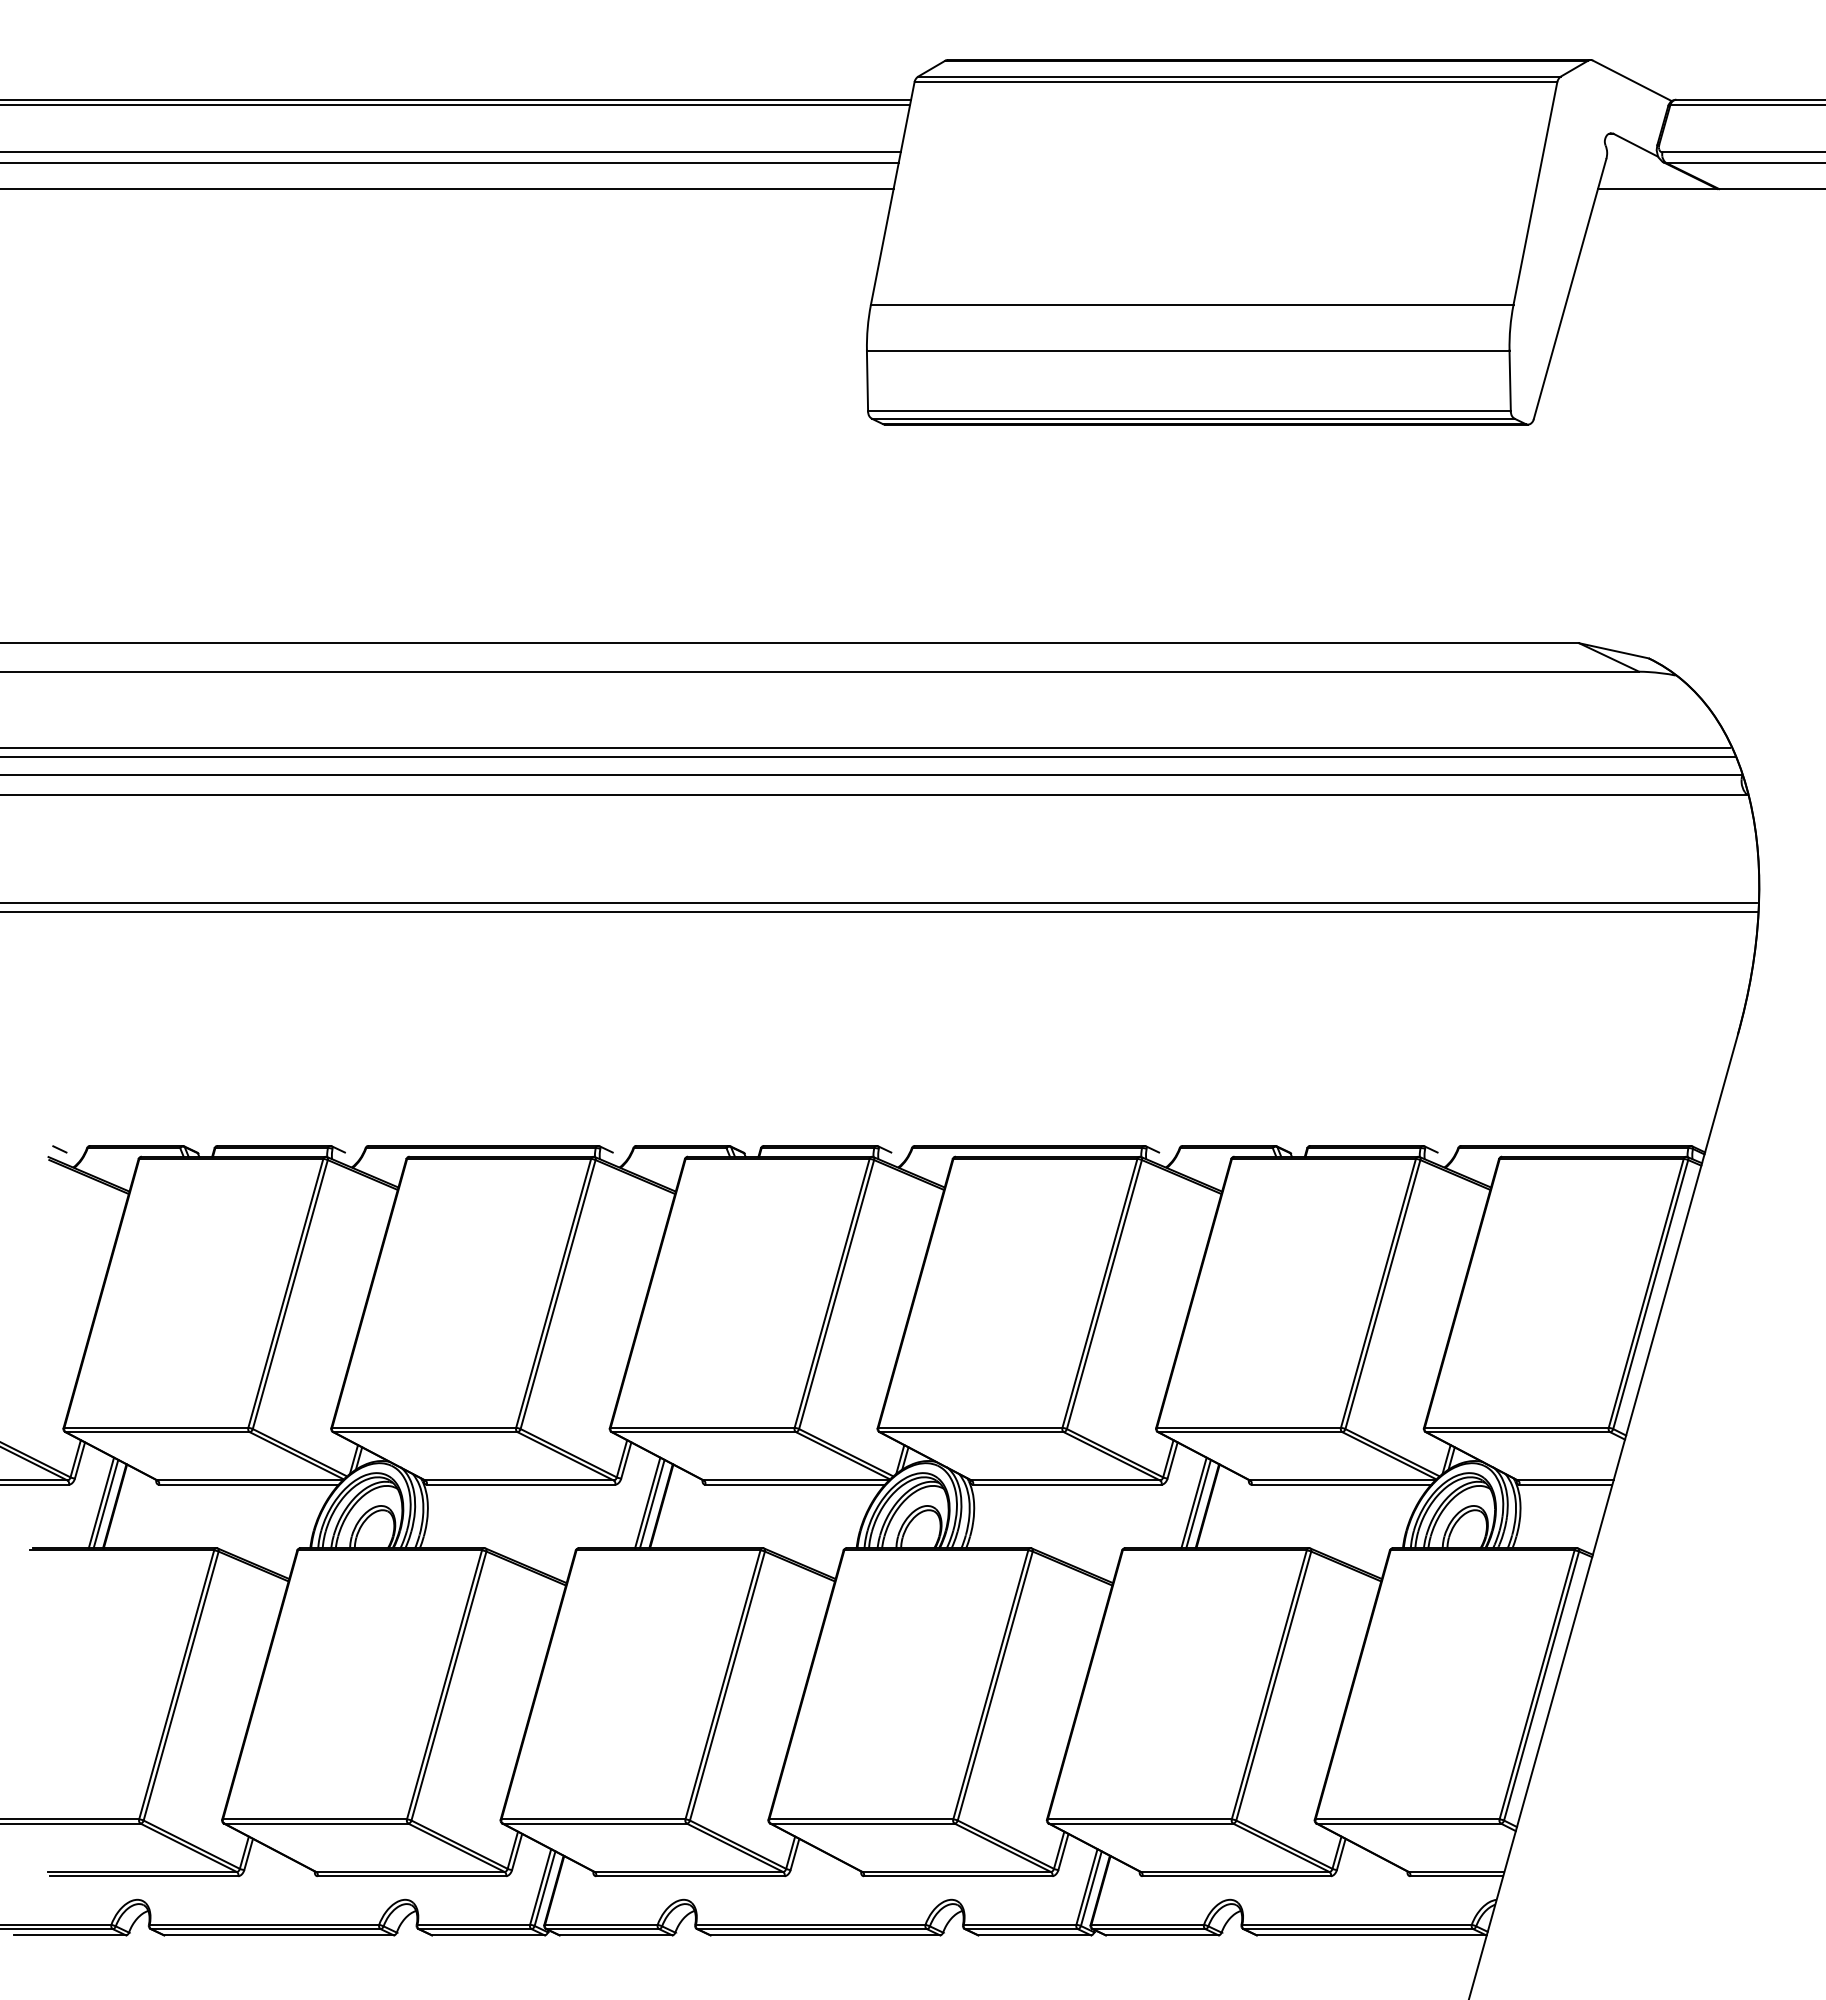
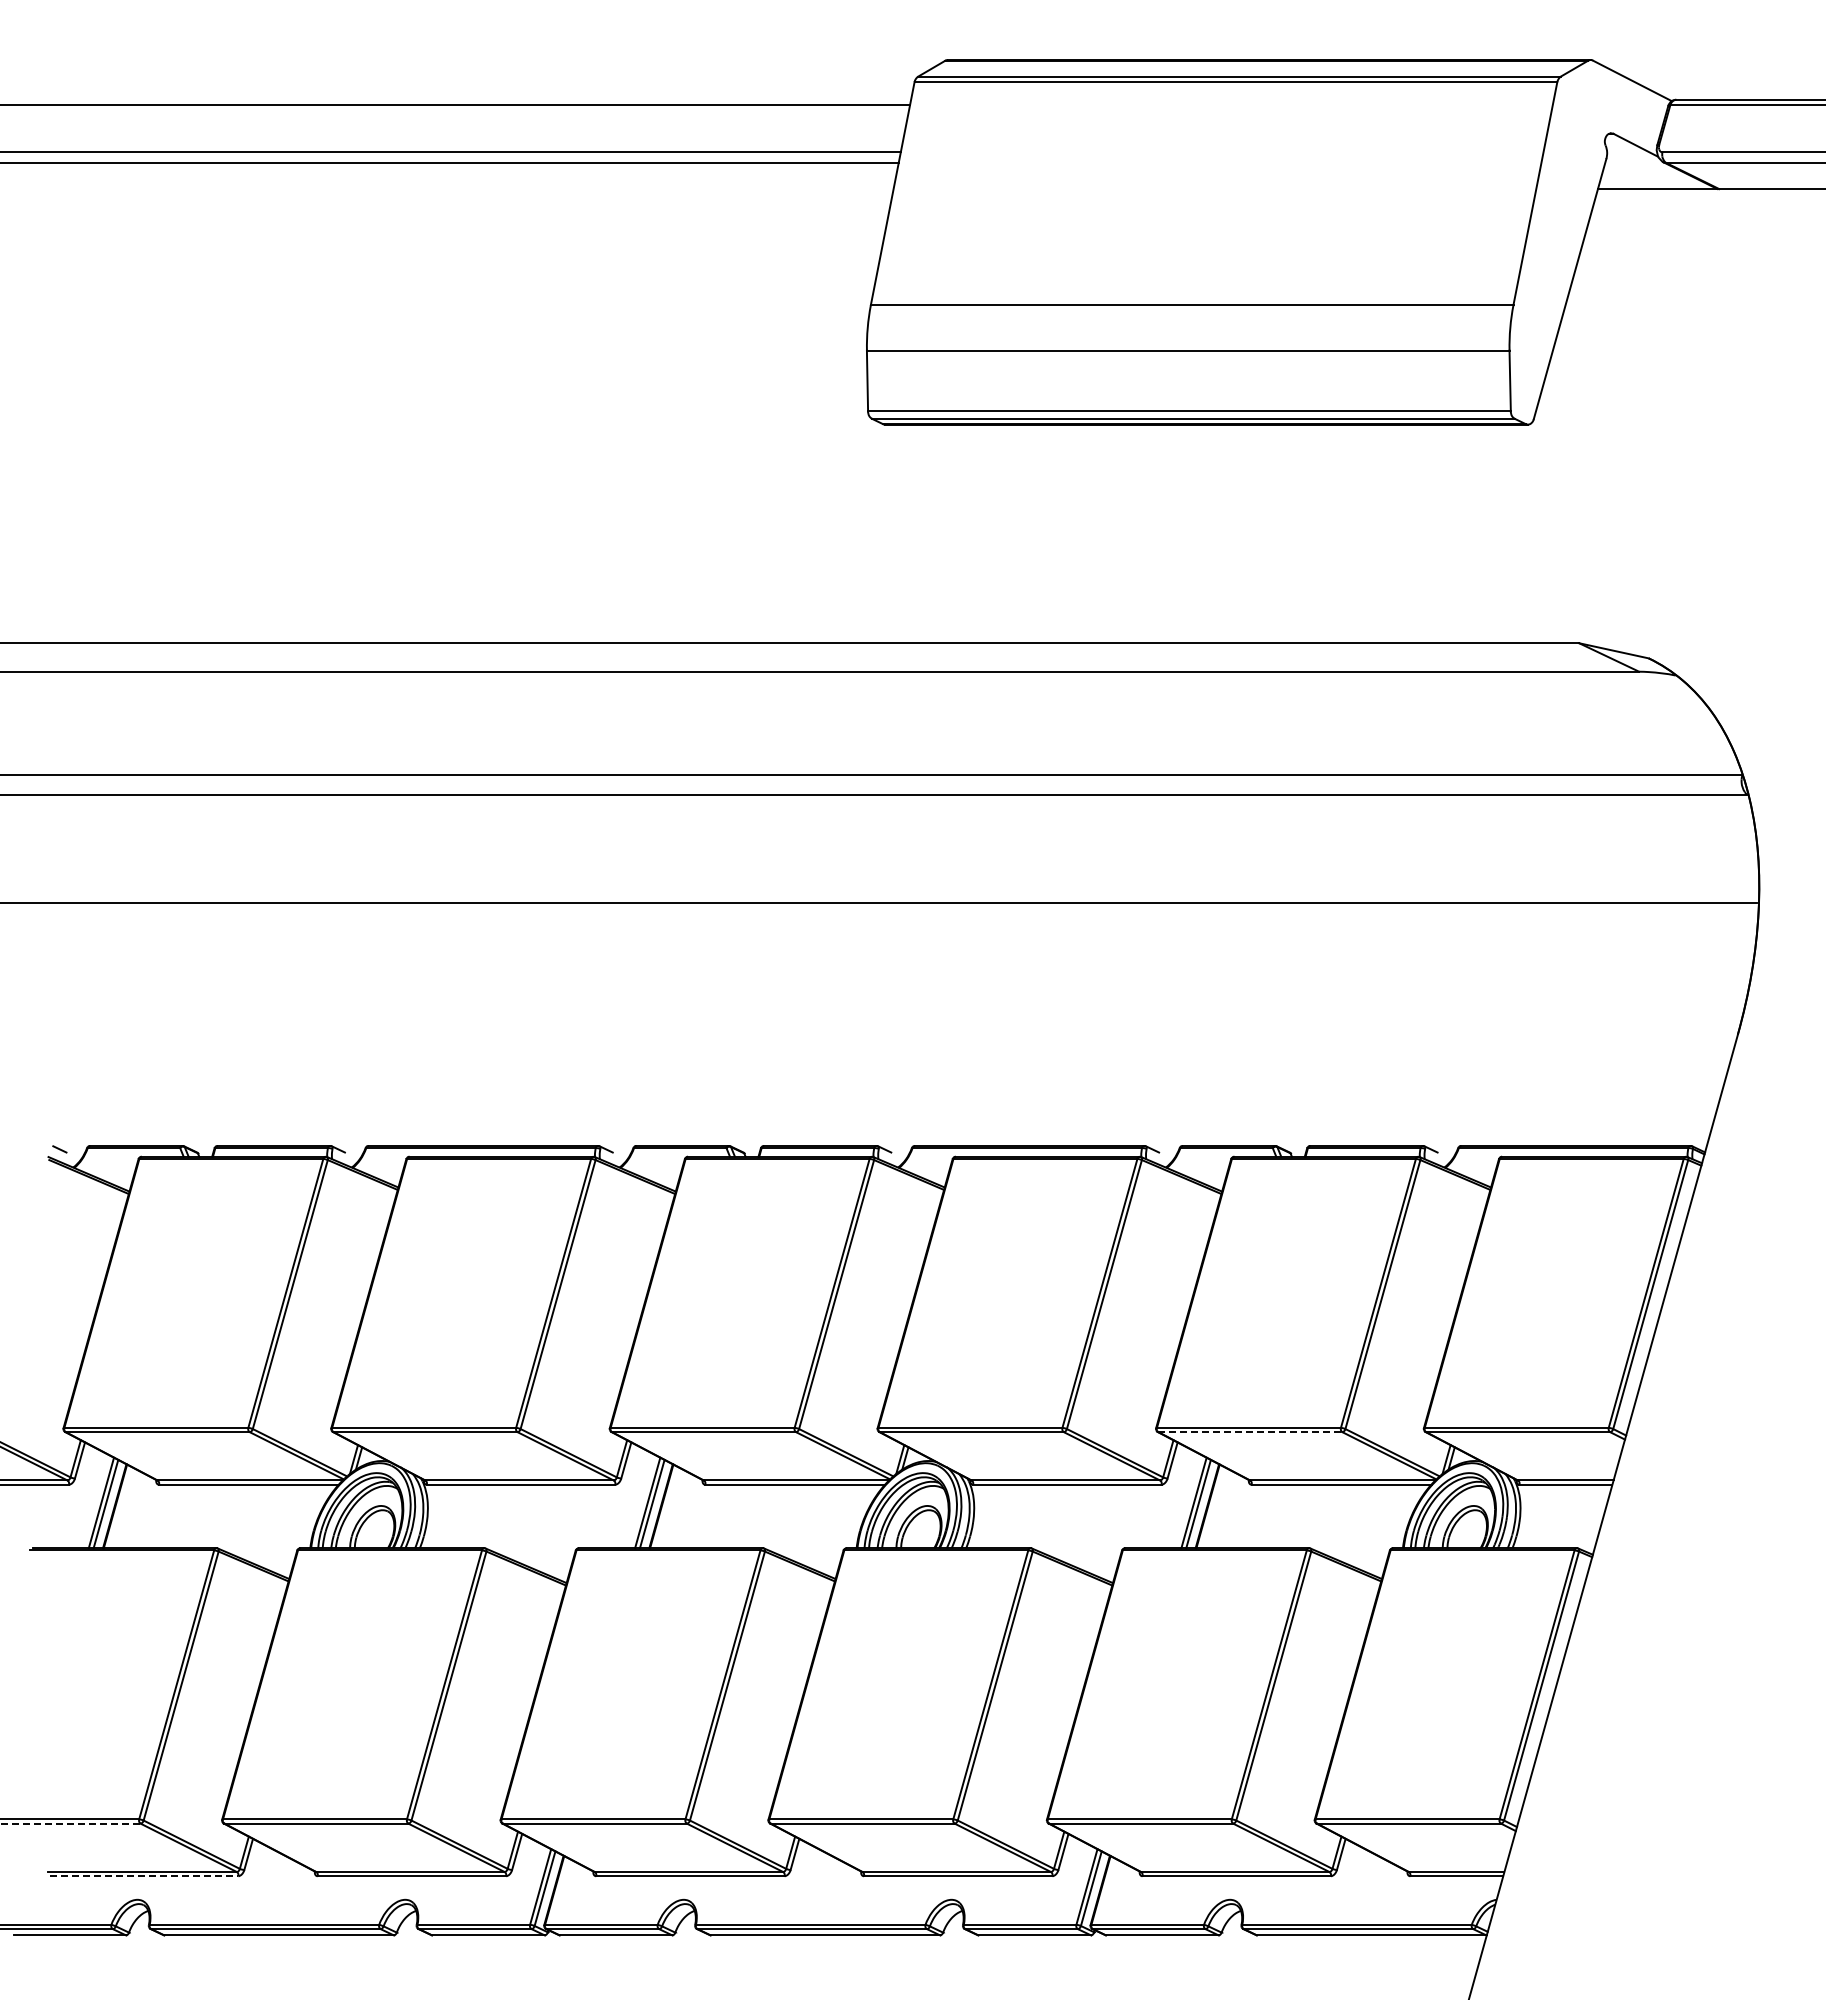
line: present -> none (456, 99)
line: present -> none (447, 189)
line: present -> none (866, 747)
line: present -> none (869, 757)
line: present -> none (879, 912)
line: solid -> dashed (1250, 1432)
line: solid -> dashed (70, 1823)
line: solid -> dashed (144, 1876)
